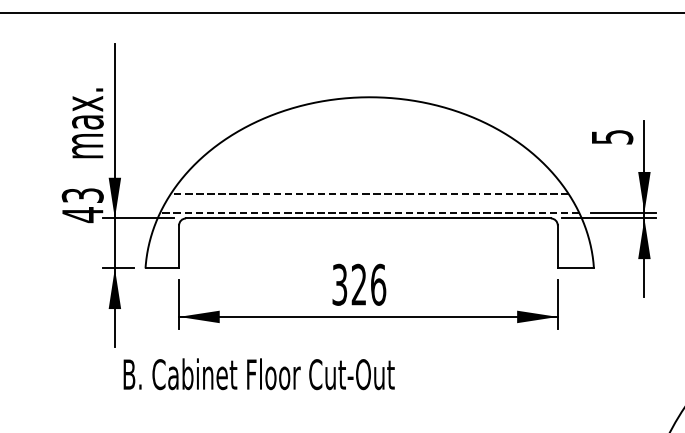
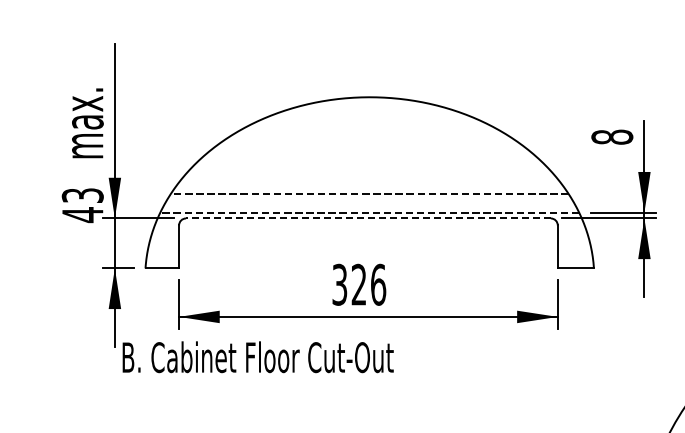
line: present -> none (341, 13)
text: 5 -> 8 (612, 136)
line: solid -> dashed (367, 218)
text position: (258, 374) -> (257, 357) (257, 357)
